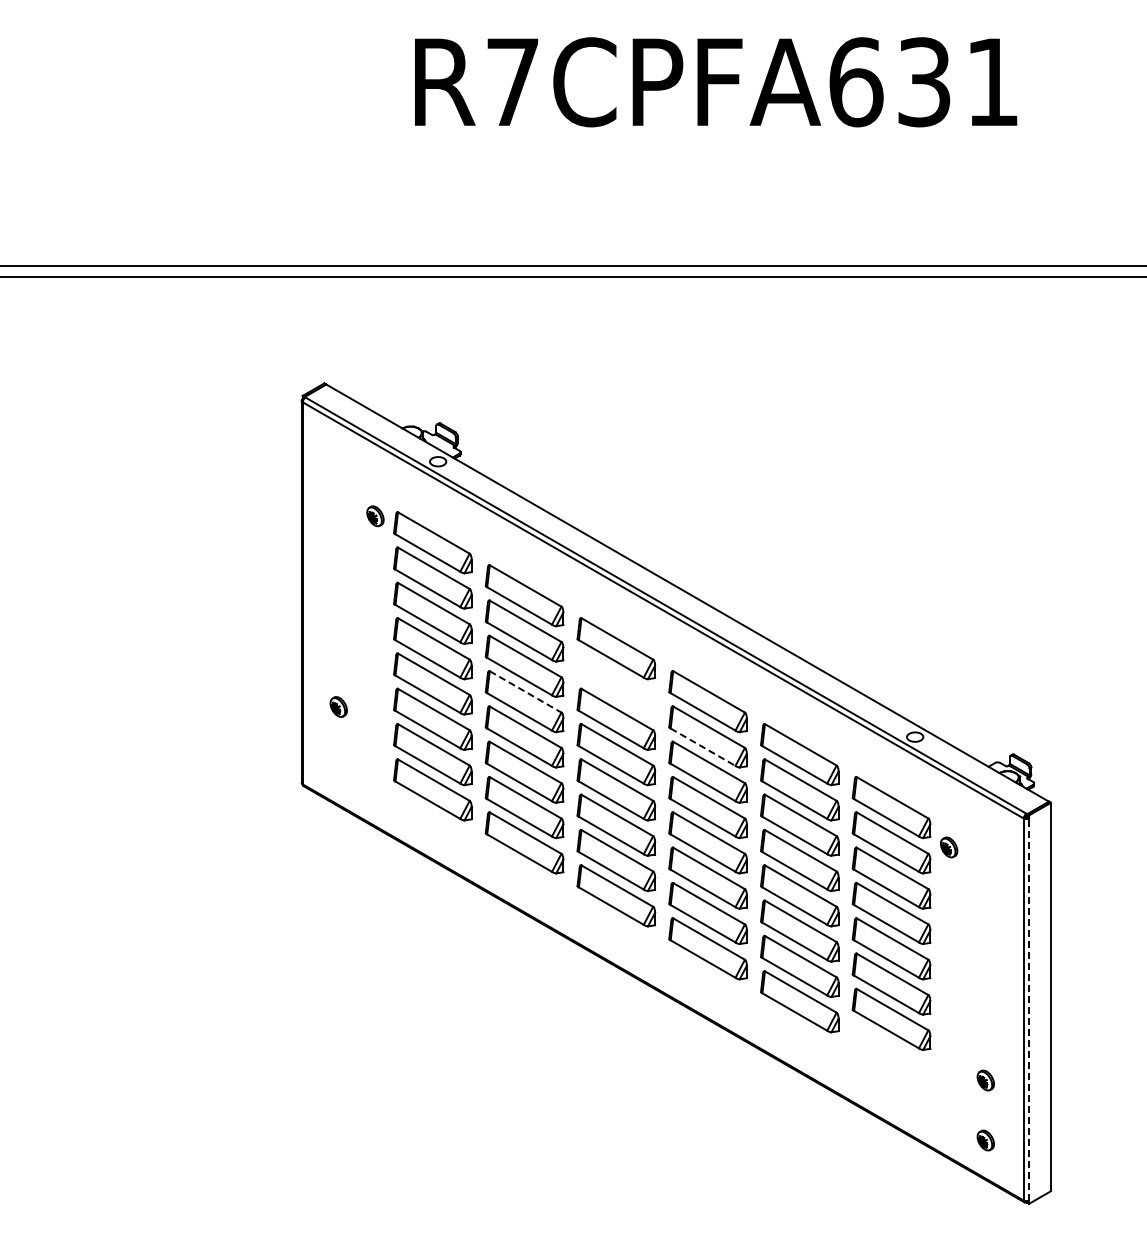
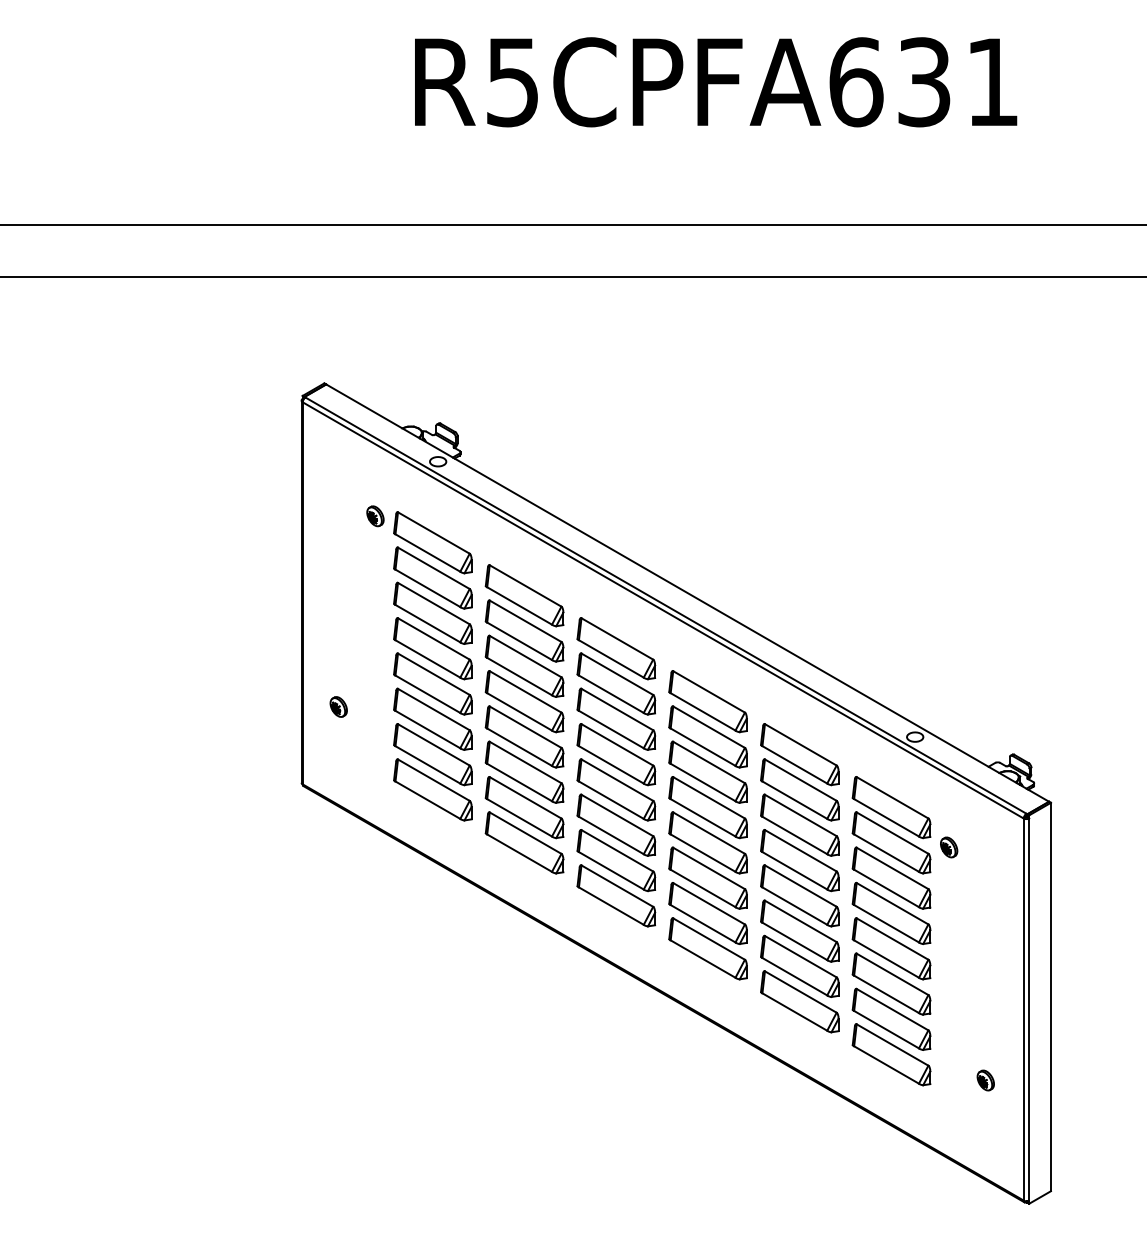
text: R7CPFA631 -> R5CPFA631 (512, 82)
line position: (572, 266) -> (572, 225) (572, 225)
part: none -> present (616, 683)
line: dashed -> solid (526, 692)
line: dashed -> solid (703, 747)
line: dashed -> solid (1029, 1009)
part: none -> present (891, 1054)
part: present -> none (985, 1140)
